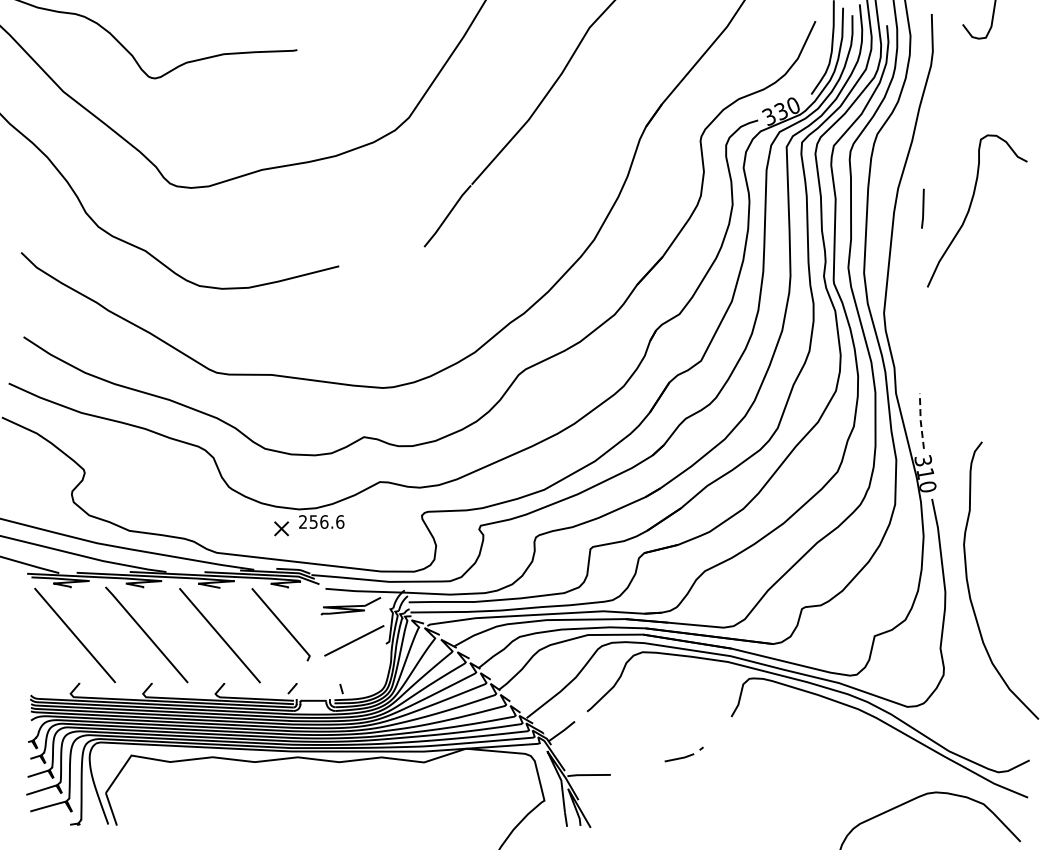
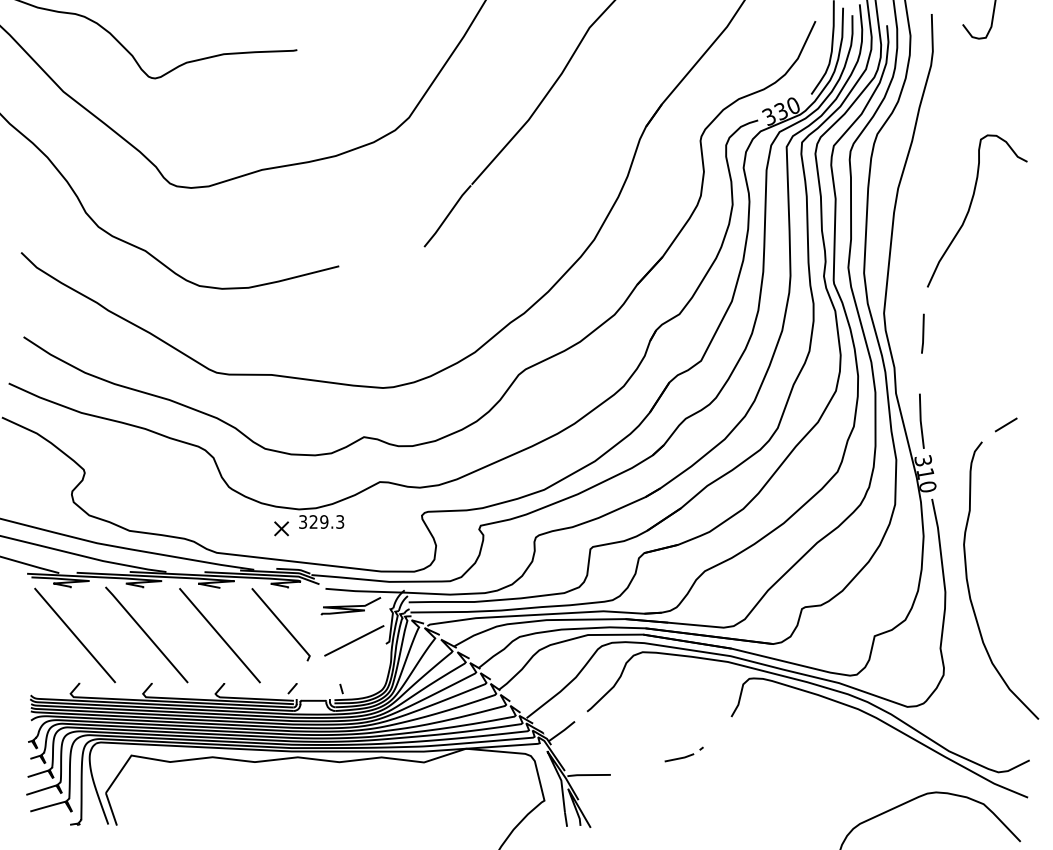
line position: (922, 208) -> (922, 333) (922, 333)
line: dashed -> solid (920, 420)
line: none -> present (1006, 424)
text: 256.6 -> 329.3 (321, 521)
